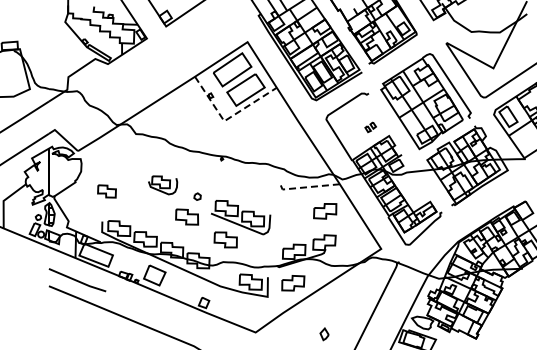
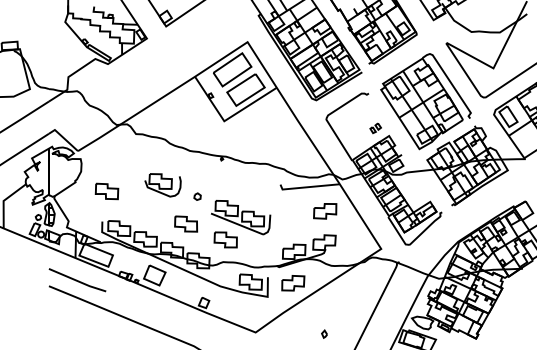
line: dashed -> solid (227, 119)
part position: (370, 127) -> (375, 128) (375, 128)
part size: 31x21 px -> 38x25 px (162, 185)
line: dashed -> solid (307, 187)
part size: 20x15 px -> 26x19 px (106, 191)
part position: (187, 216) -> (186, 223) (186, 223)
part size: 11x15 px -> 7x10 px (324, 333)
